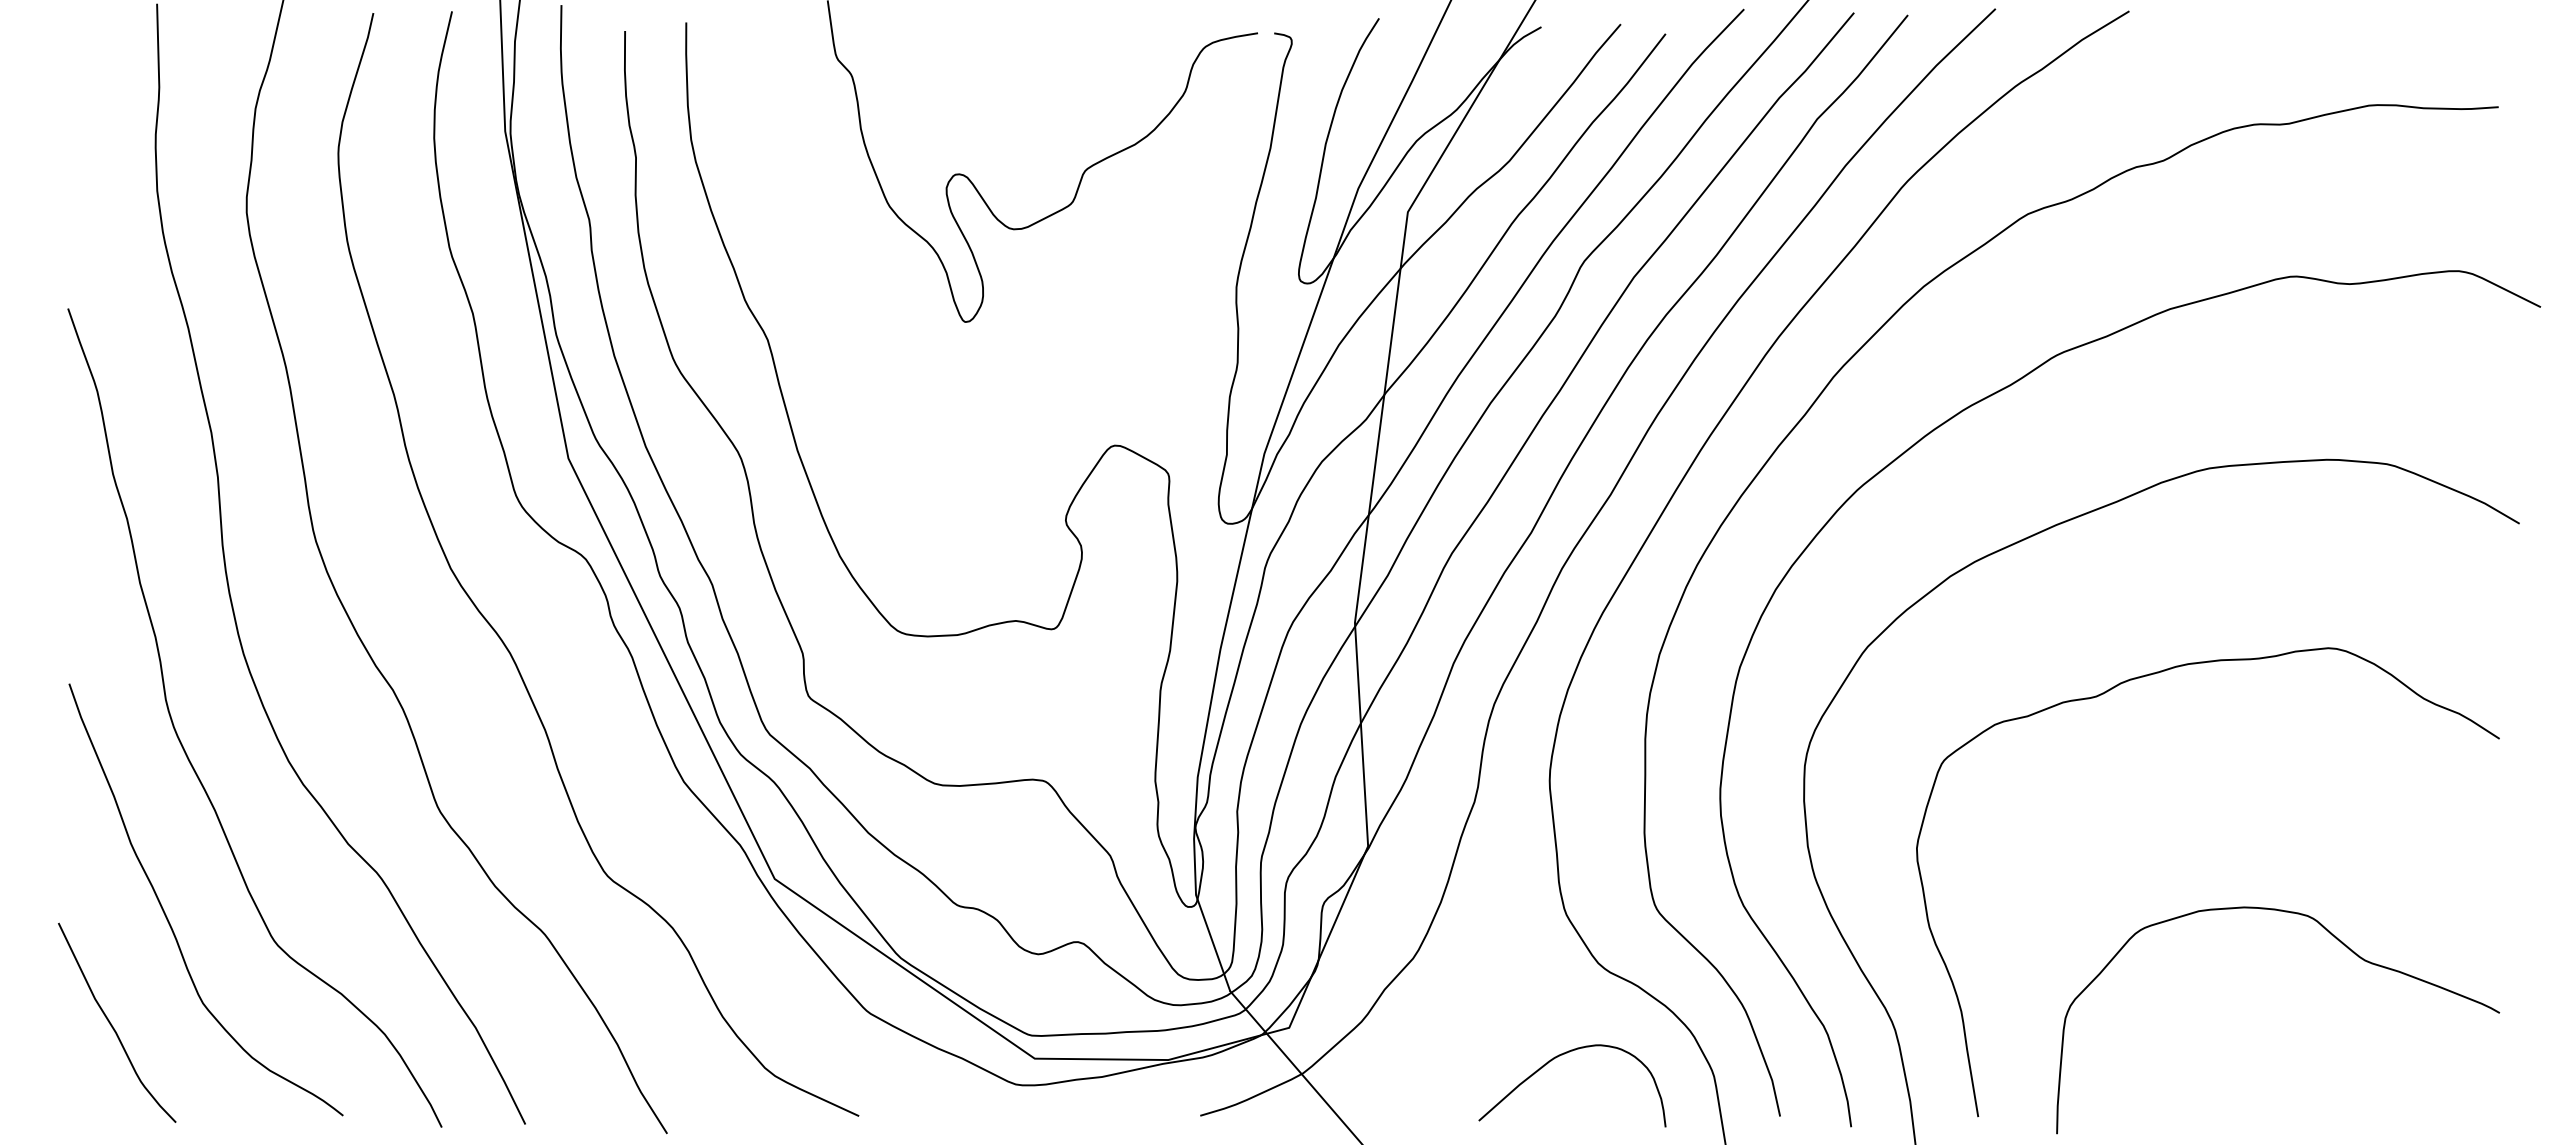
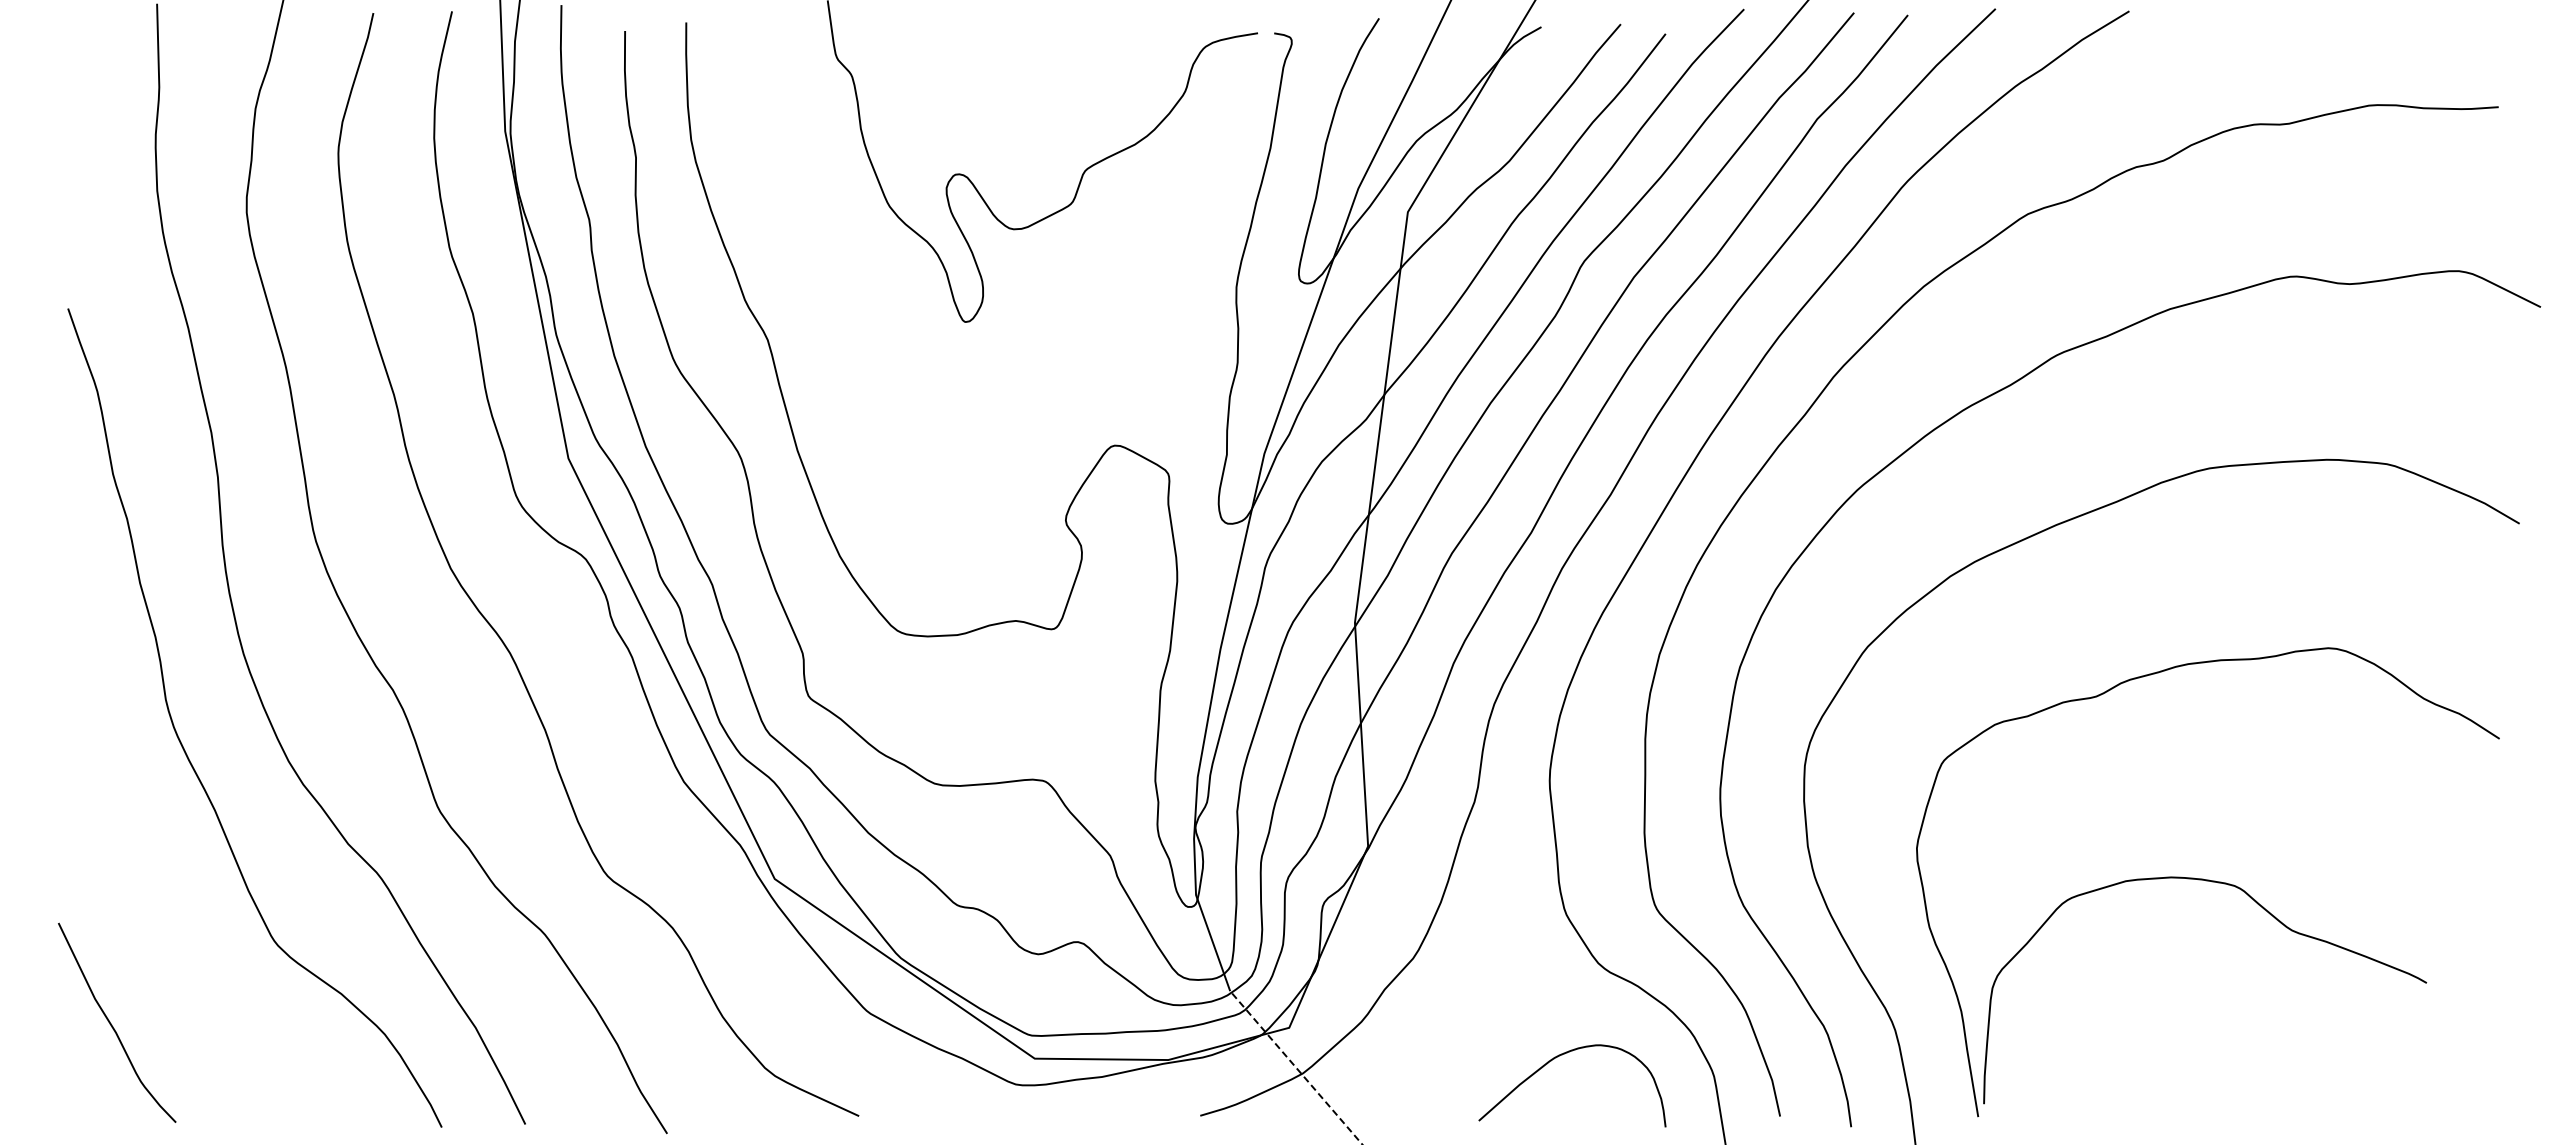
curve: present -> none (167, 916)
curve position: (2343, 945) -> (2270, 915) (2270, 915)
line: solid -> dashed (1295, 1067)
